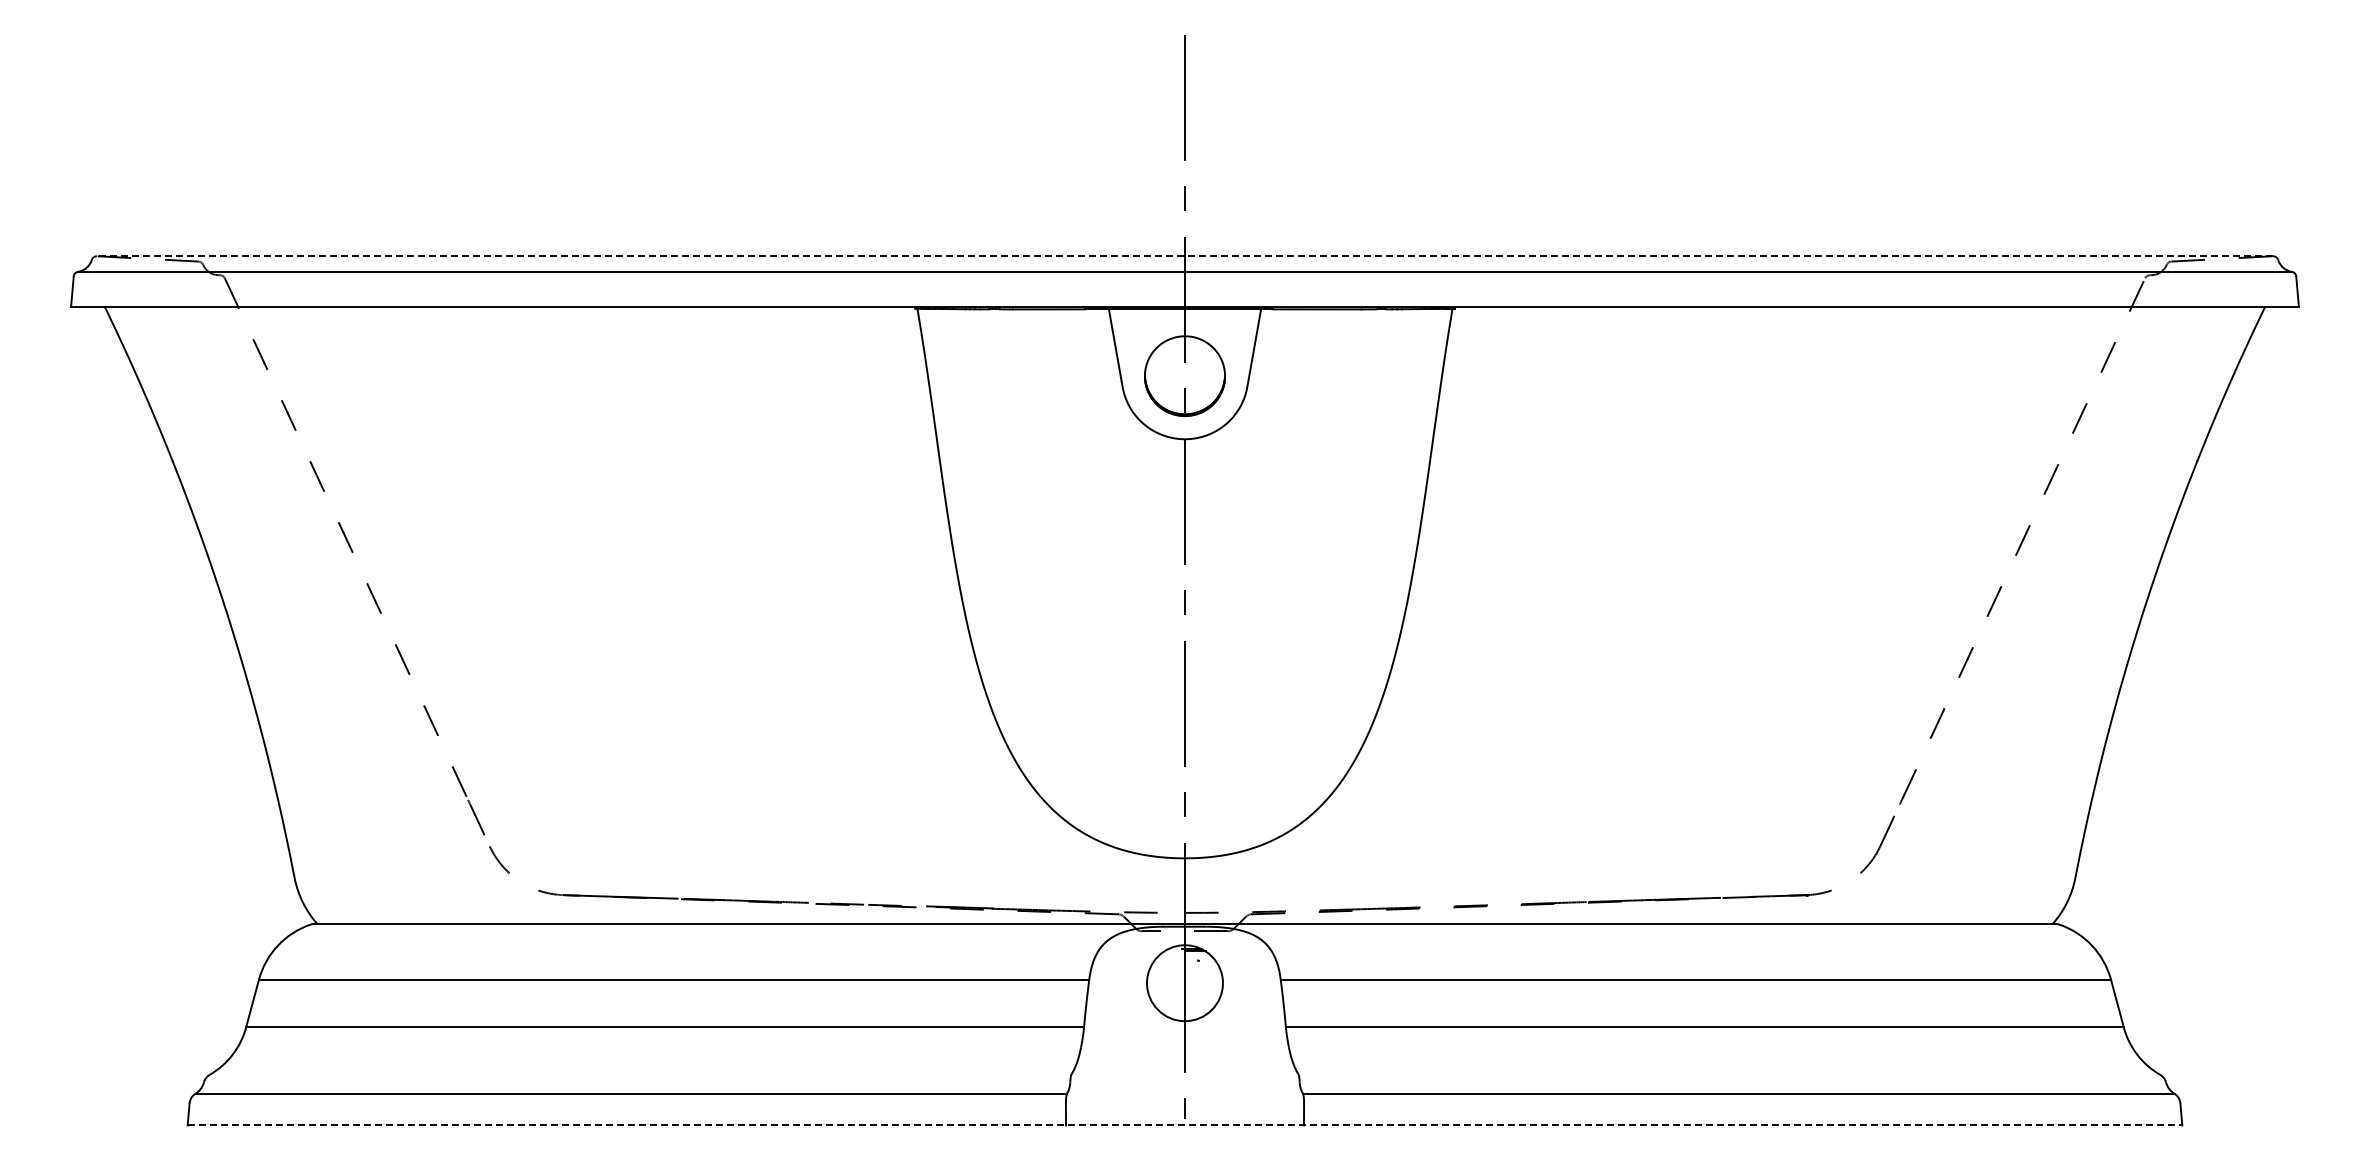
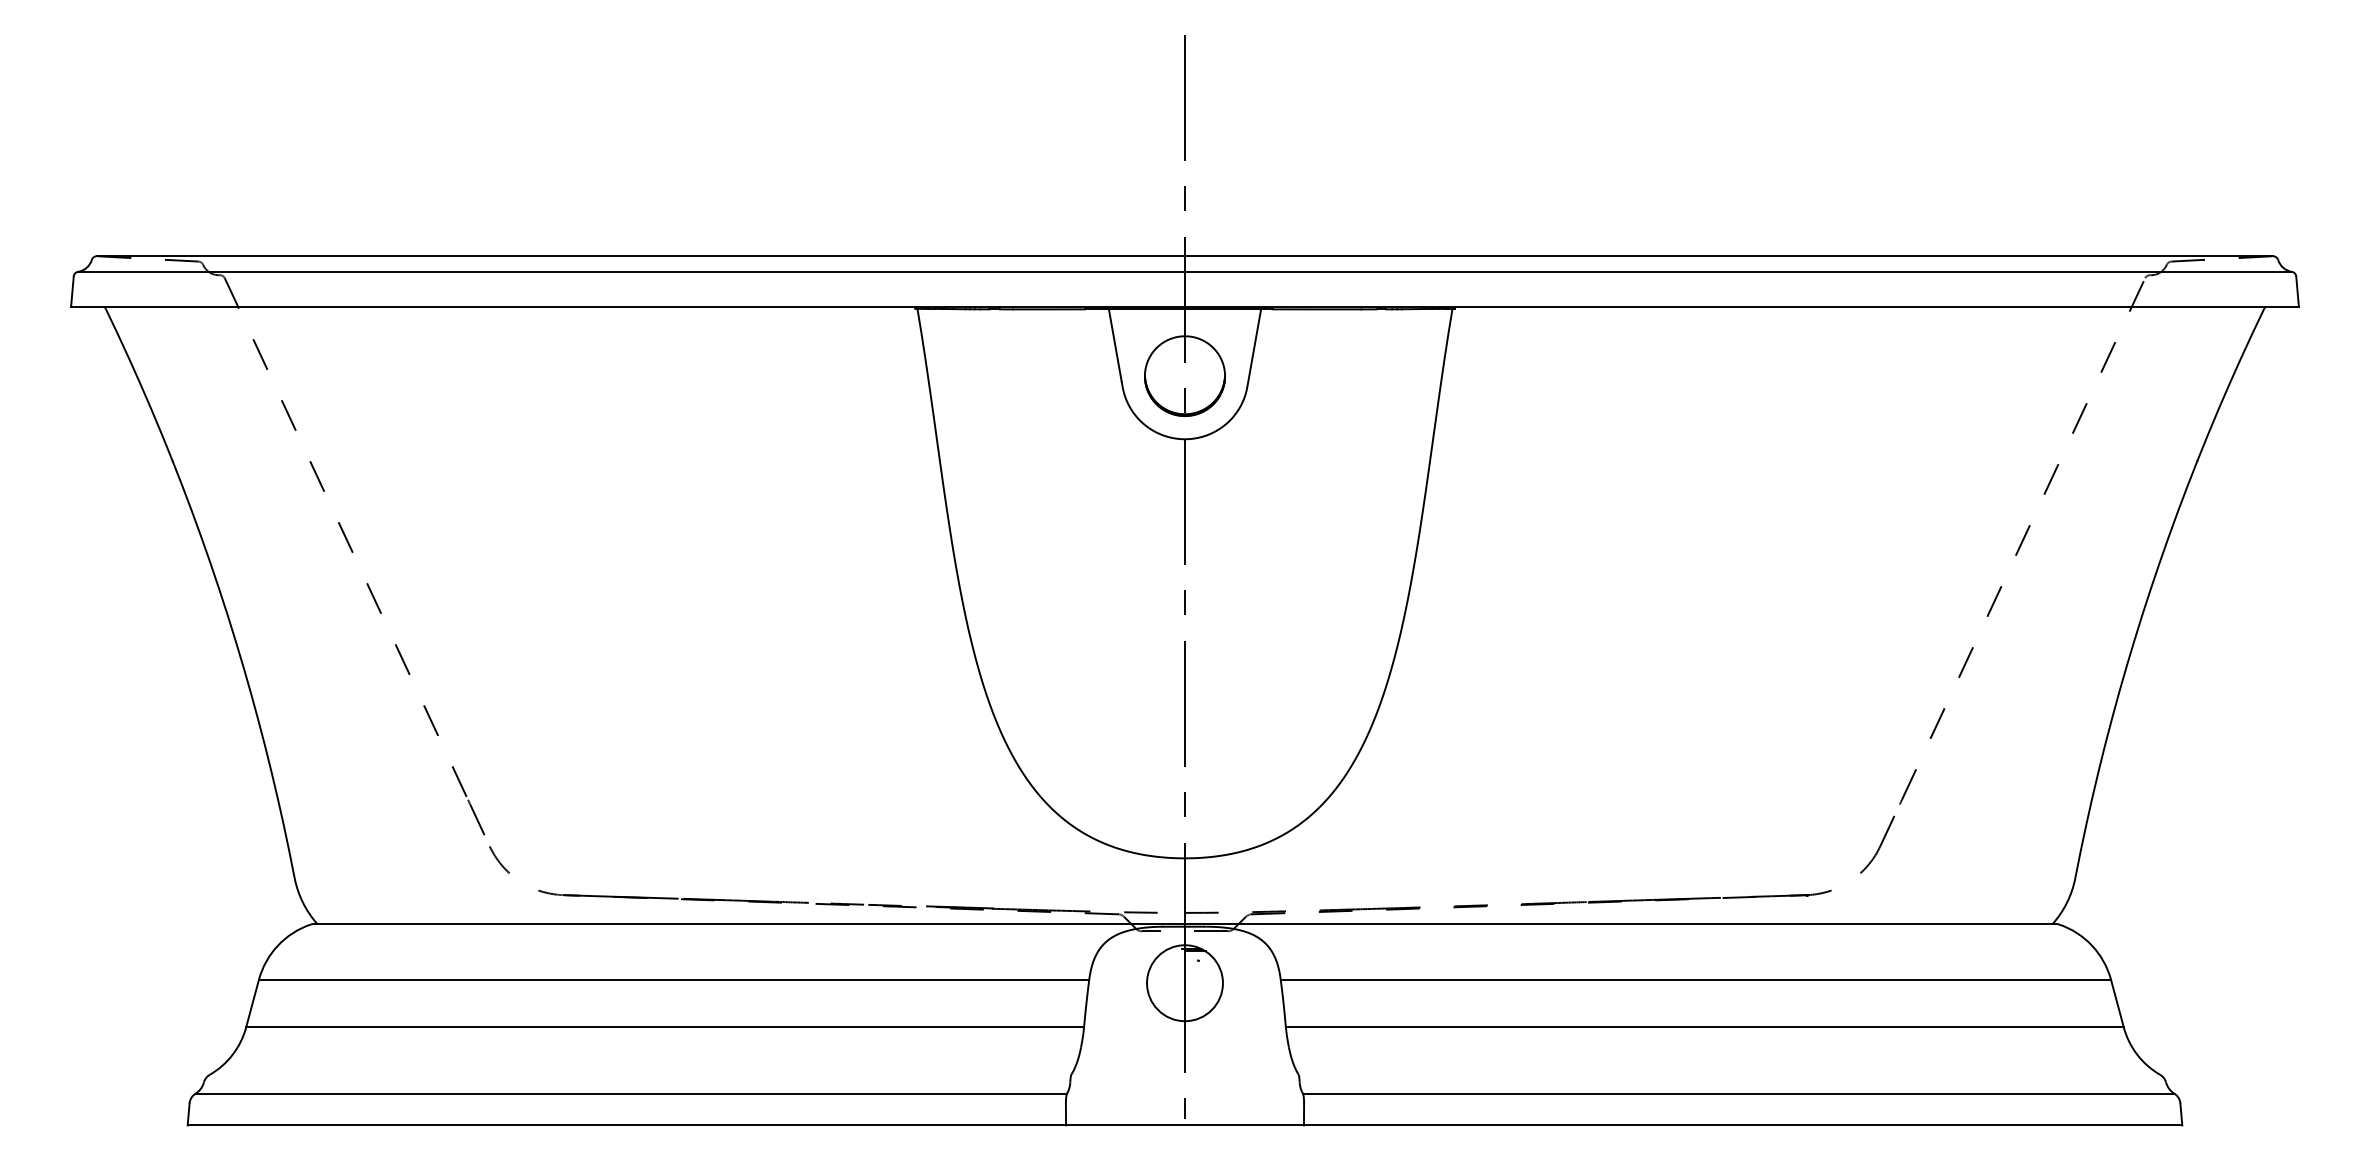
line: dashed -> solid (1184, 256)
line: dashed -> solid (1185, 1125)
